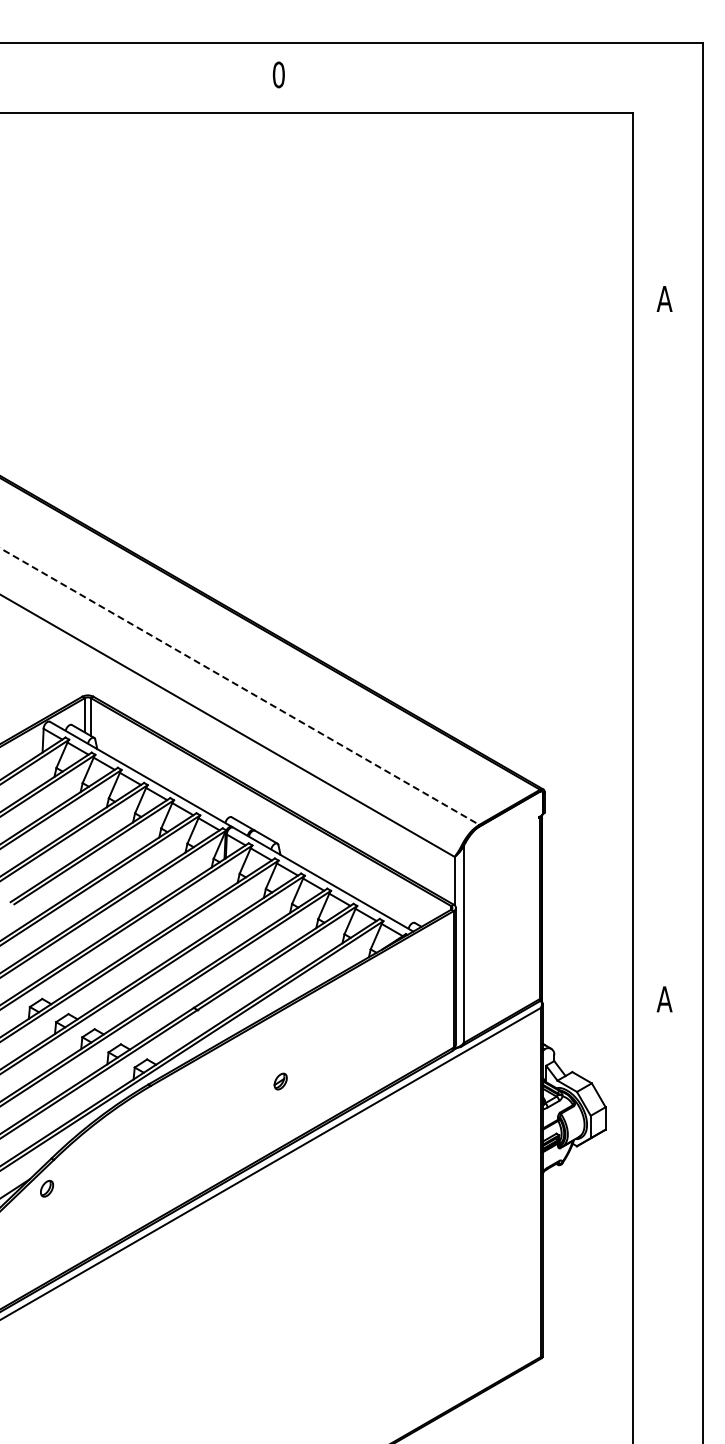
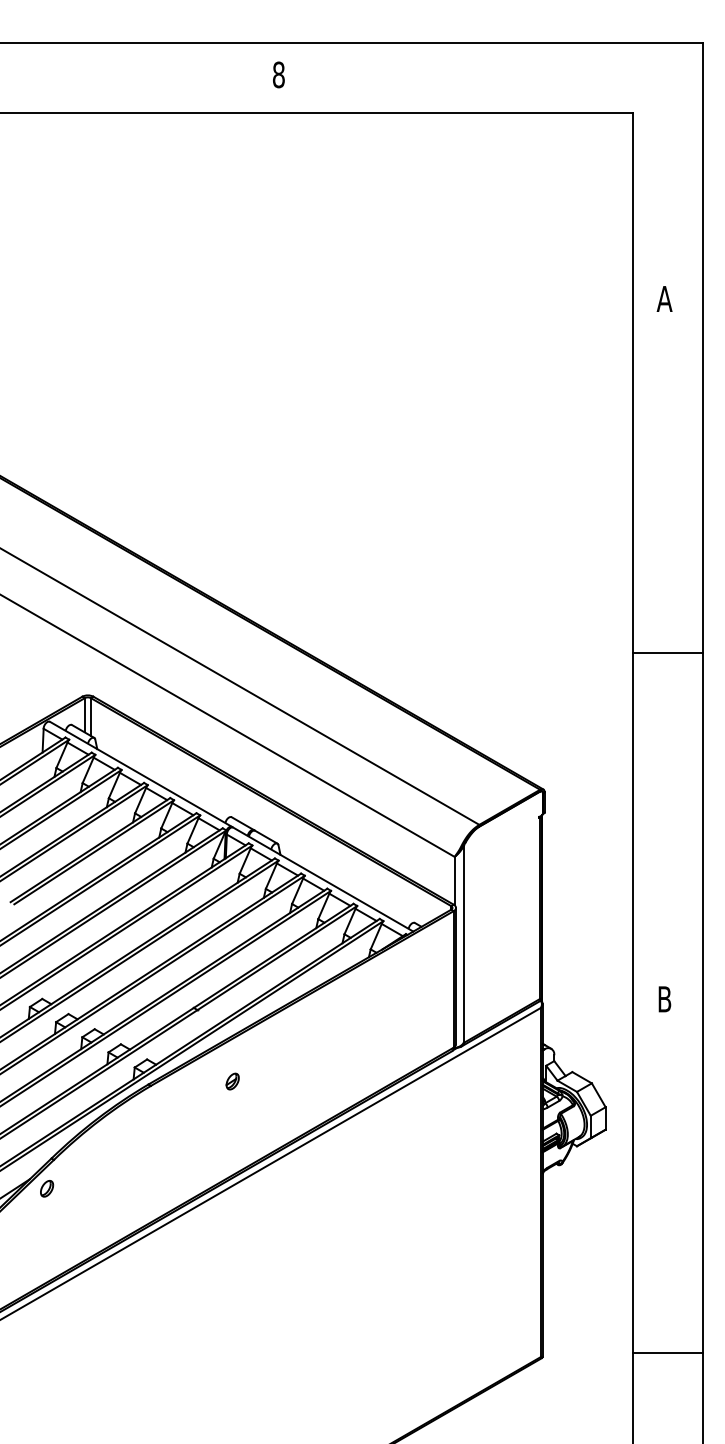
text: 0 -> 8 (278, 74)
line: none -> present (668, 652)
line: dashed -> solid (240, 686)
text: A -> B (664, 999)
part position: (280, 1081) -> (232, 1081) (232, 1081)
line: none -> present (668, 1352)
